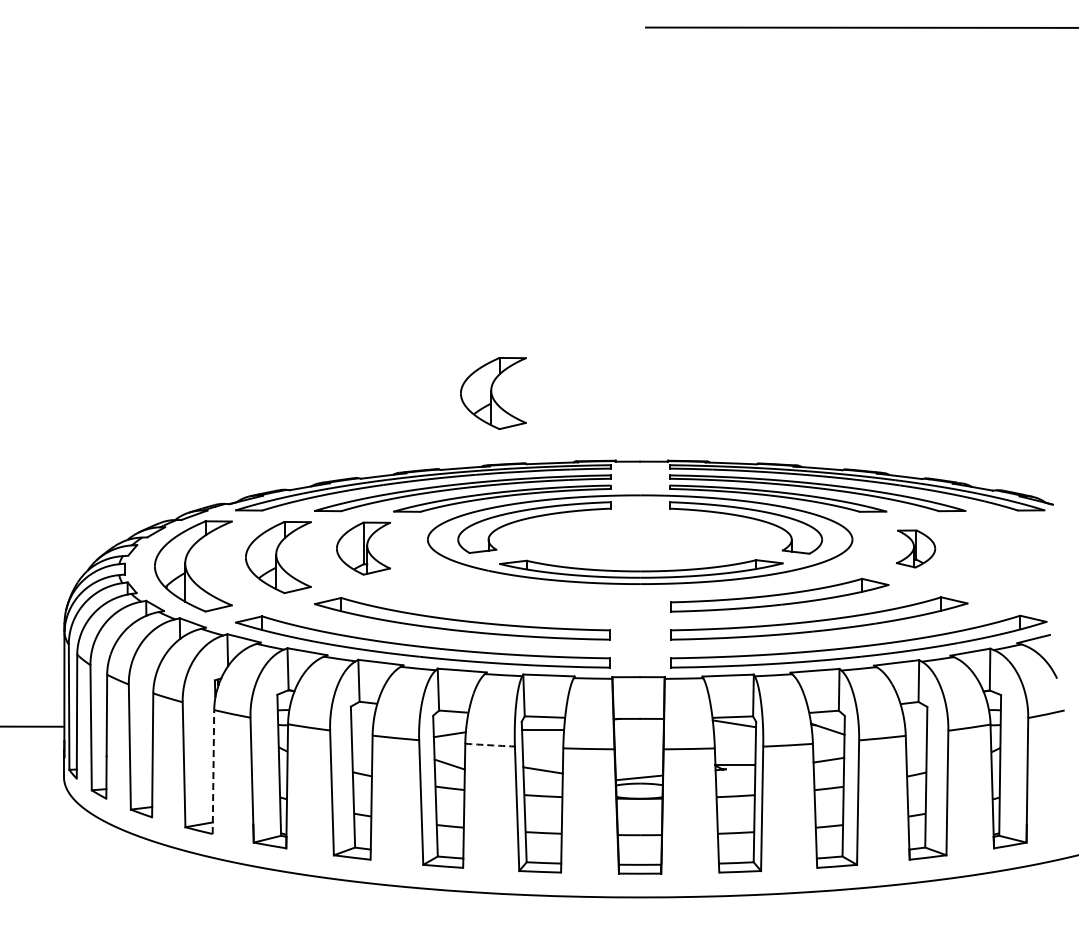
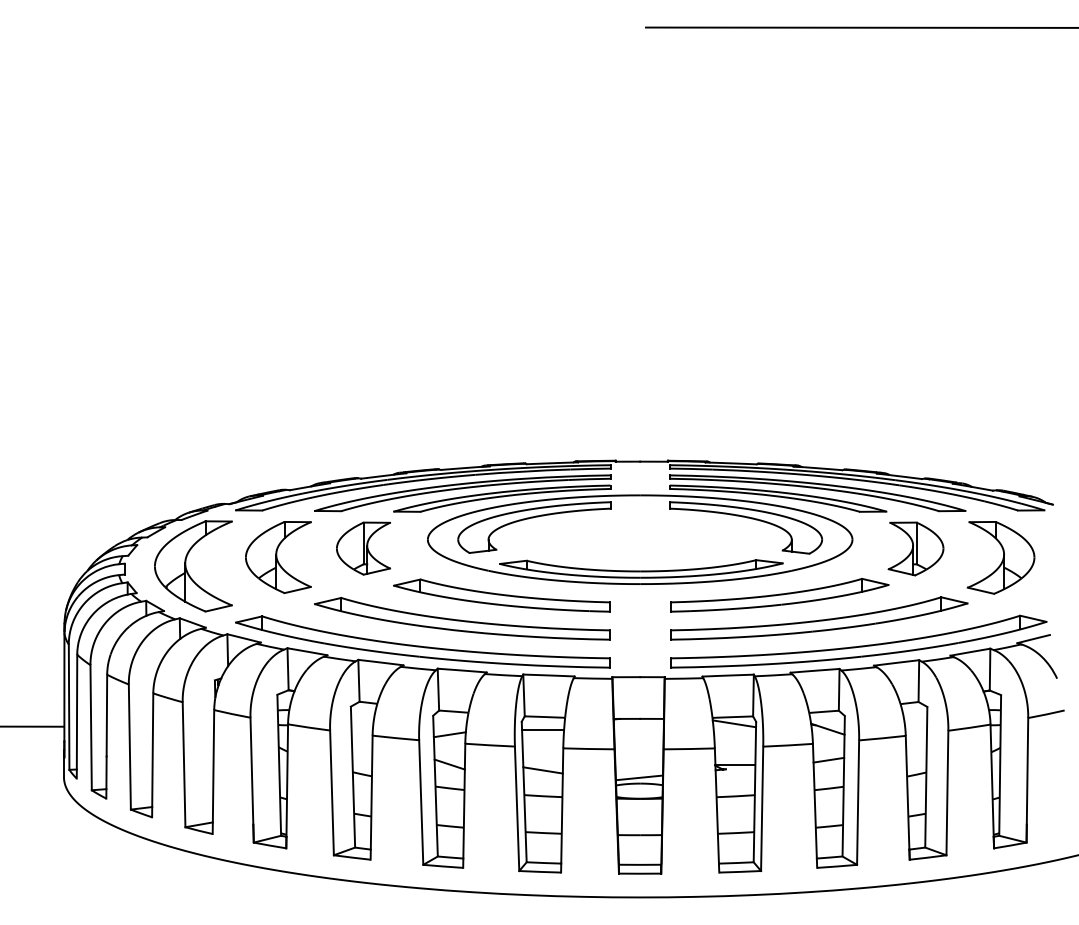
part: present -> none (493, 393)
part size: 42x40 px -> 58x56 px (915, 548)
part: none -> present (1000, 557)
part: none -> present (501, 595)
arc: dashed -> solid (490, 745)
line: dashed -> solid (213, 772)
